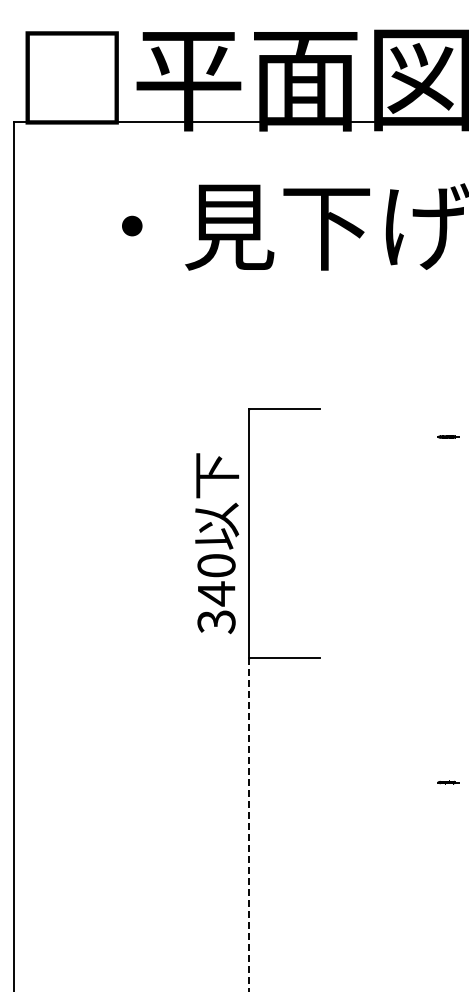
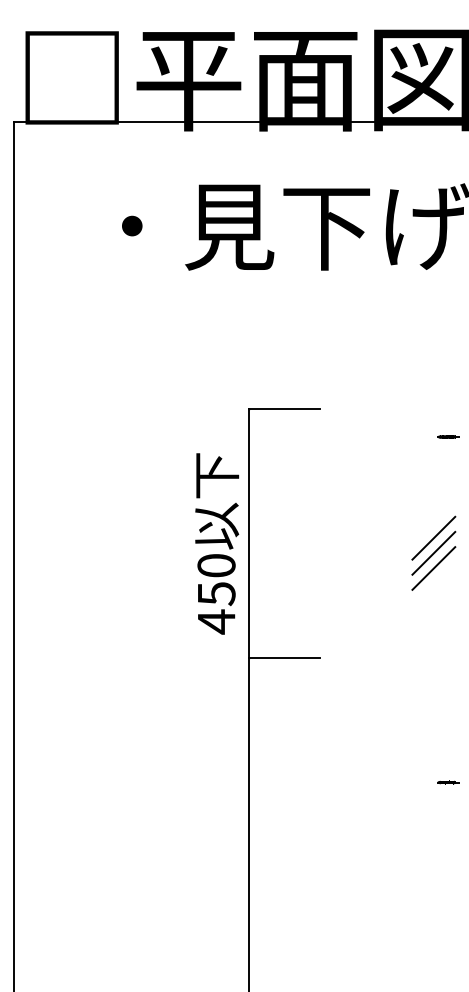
line: none -> present (433, 537)
line: none -> present (433, 552)
line: none -> present (433, 568)
text: 340 -> 450 (216, 607)
line: dashed -> solid (249, 824)
